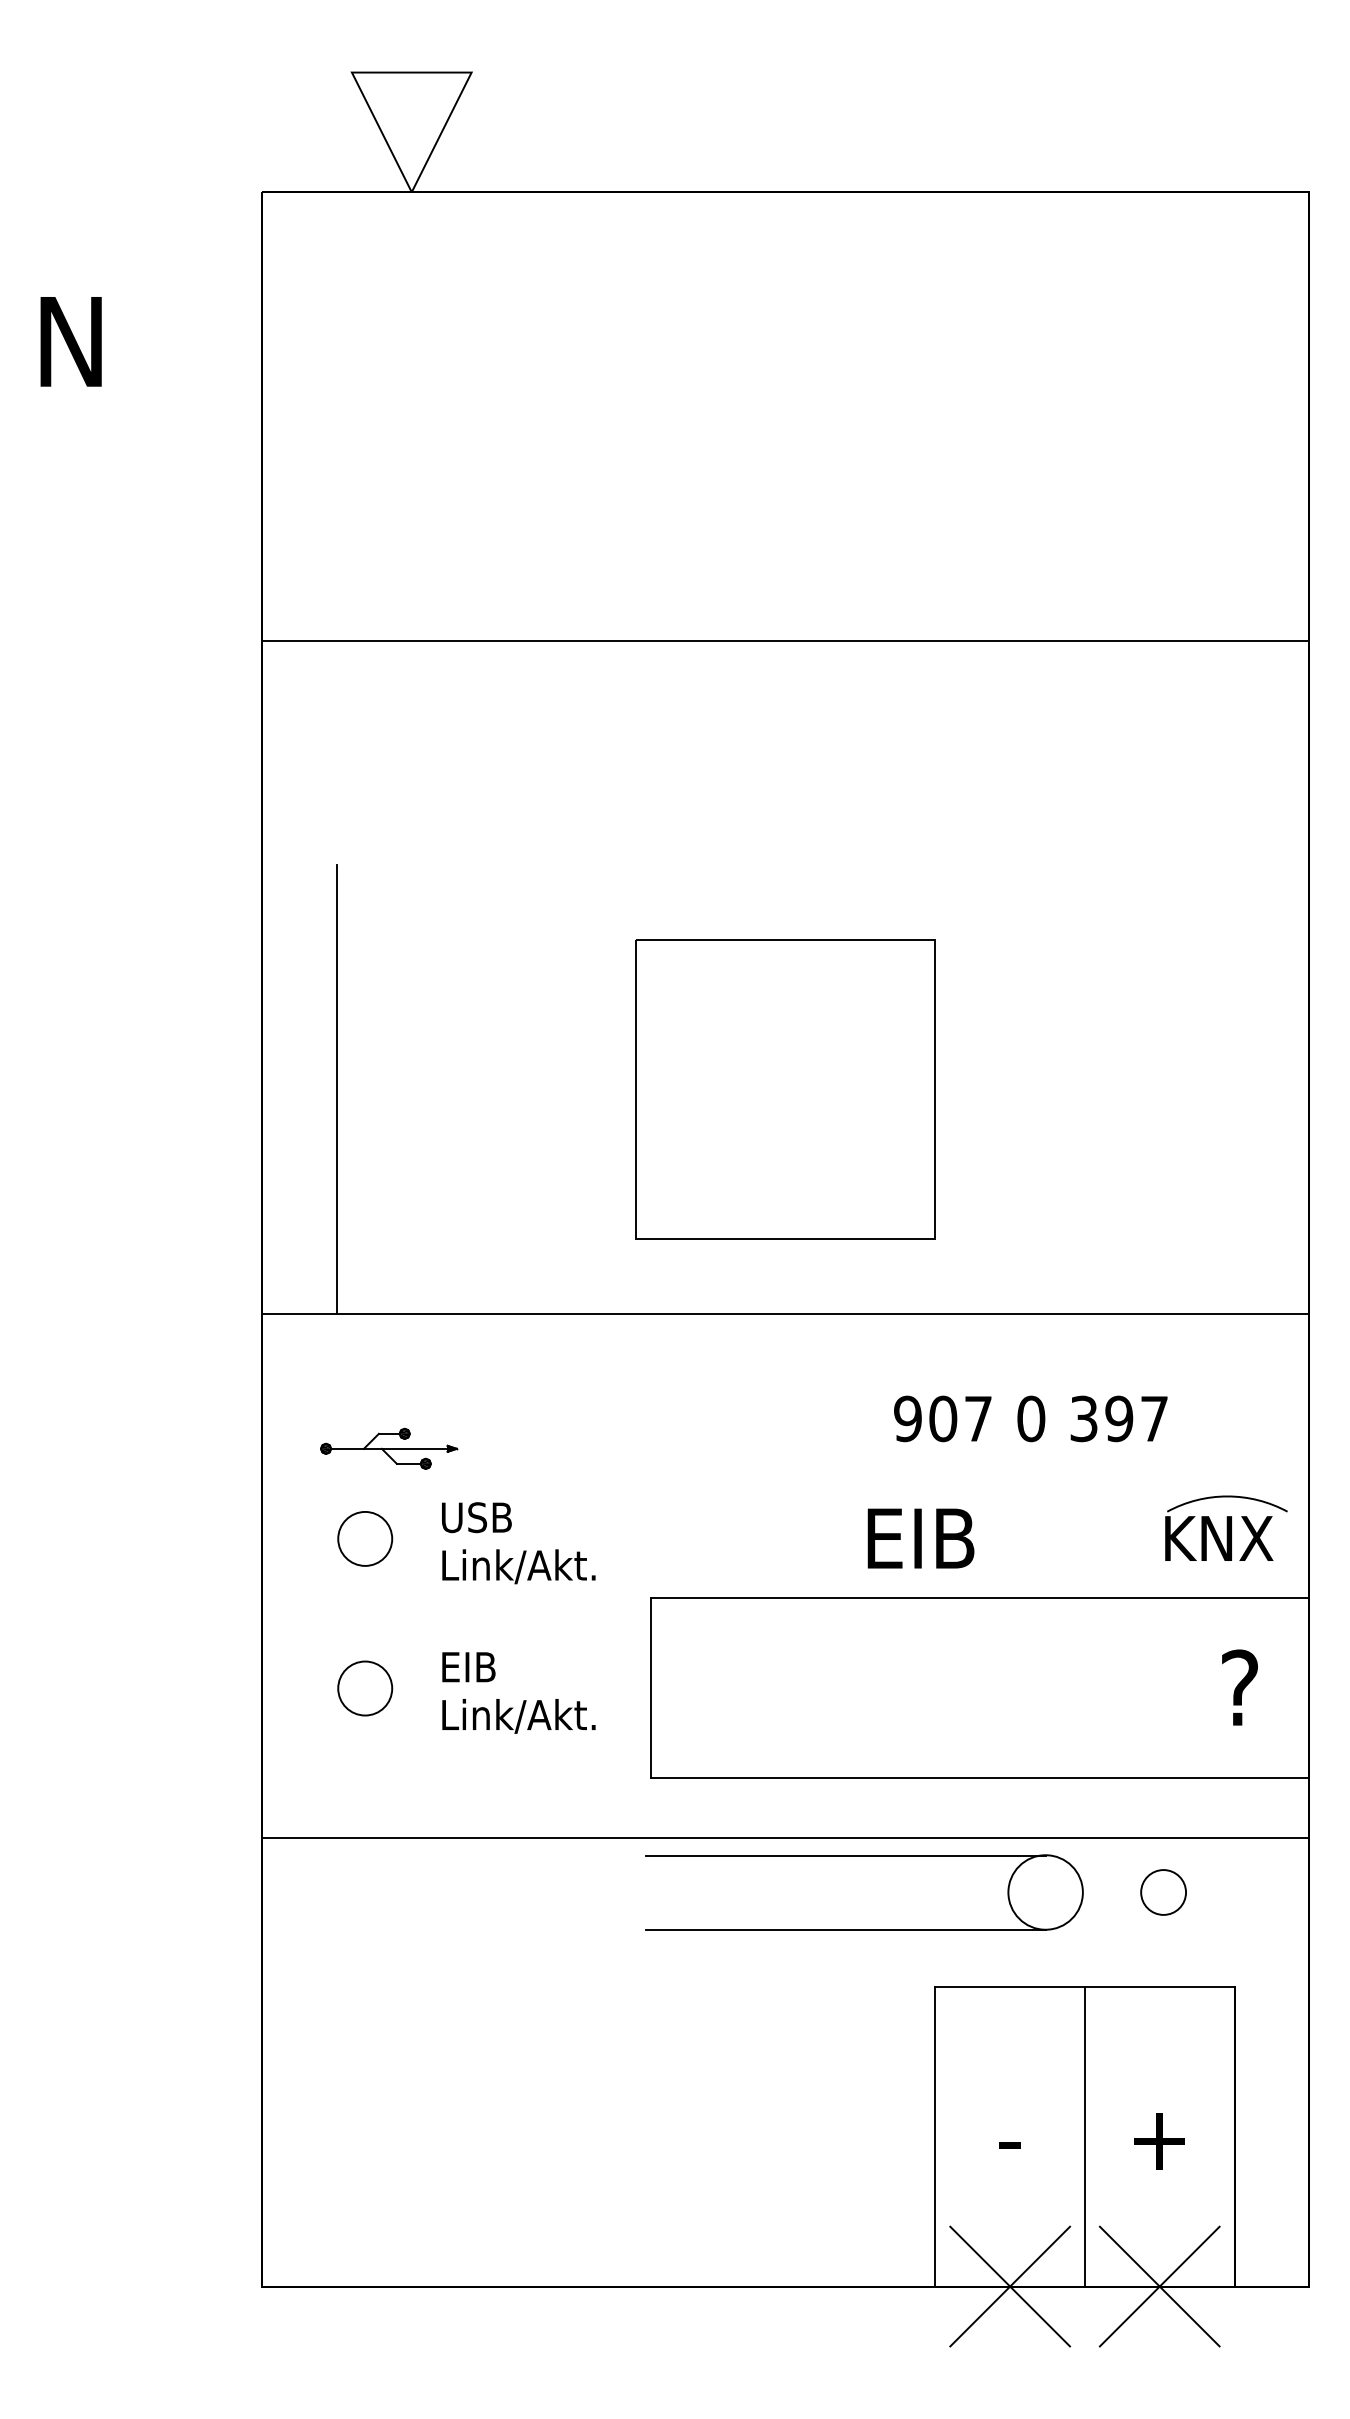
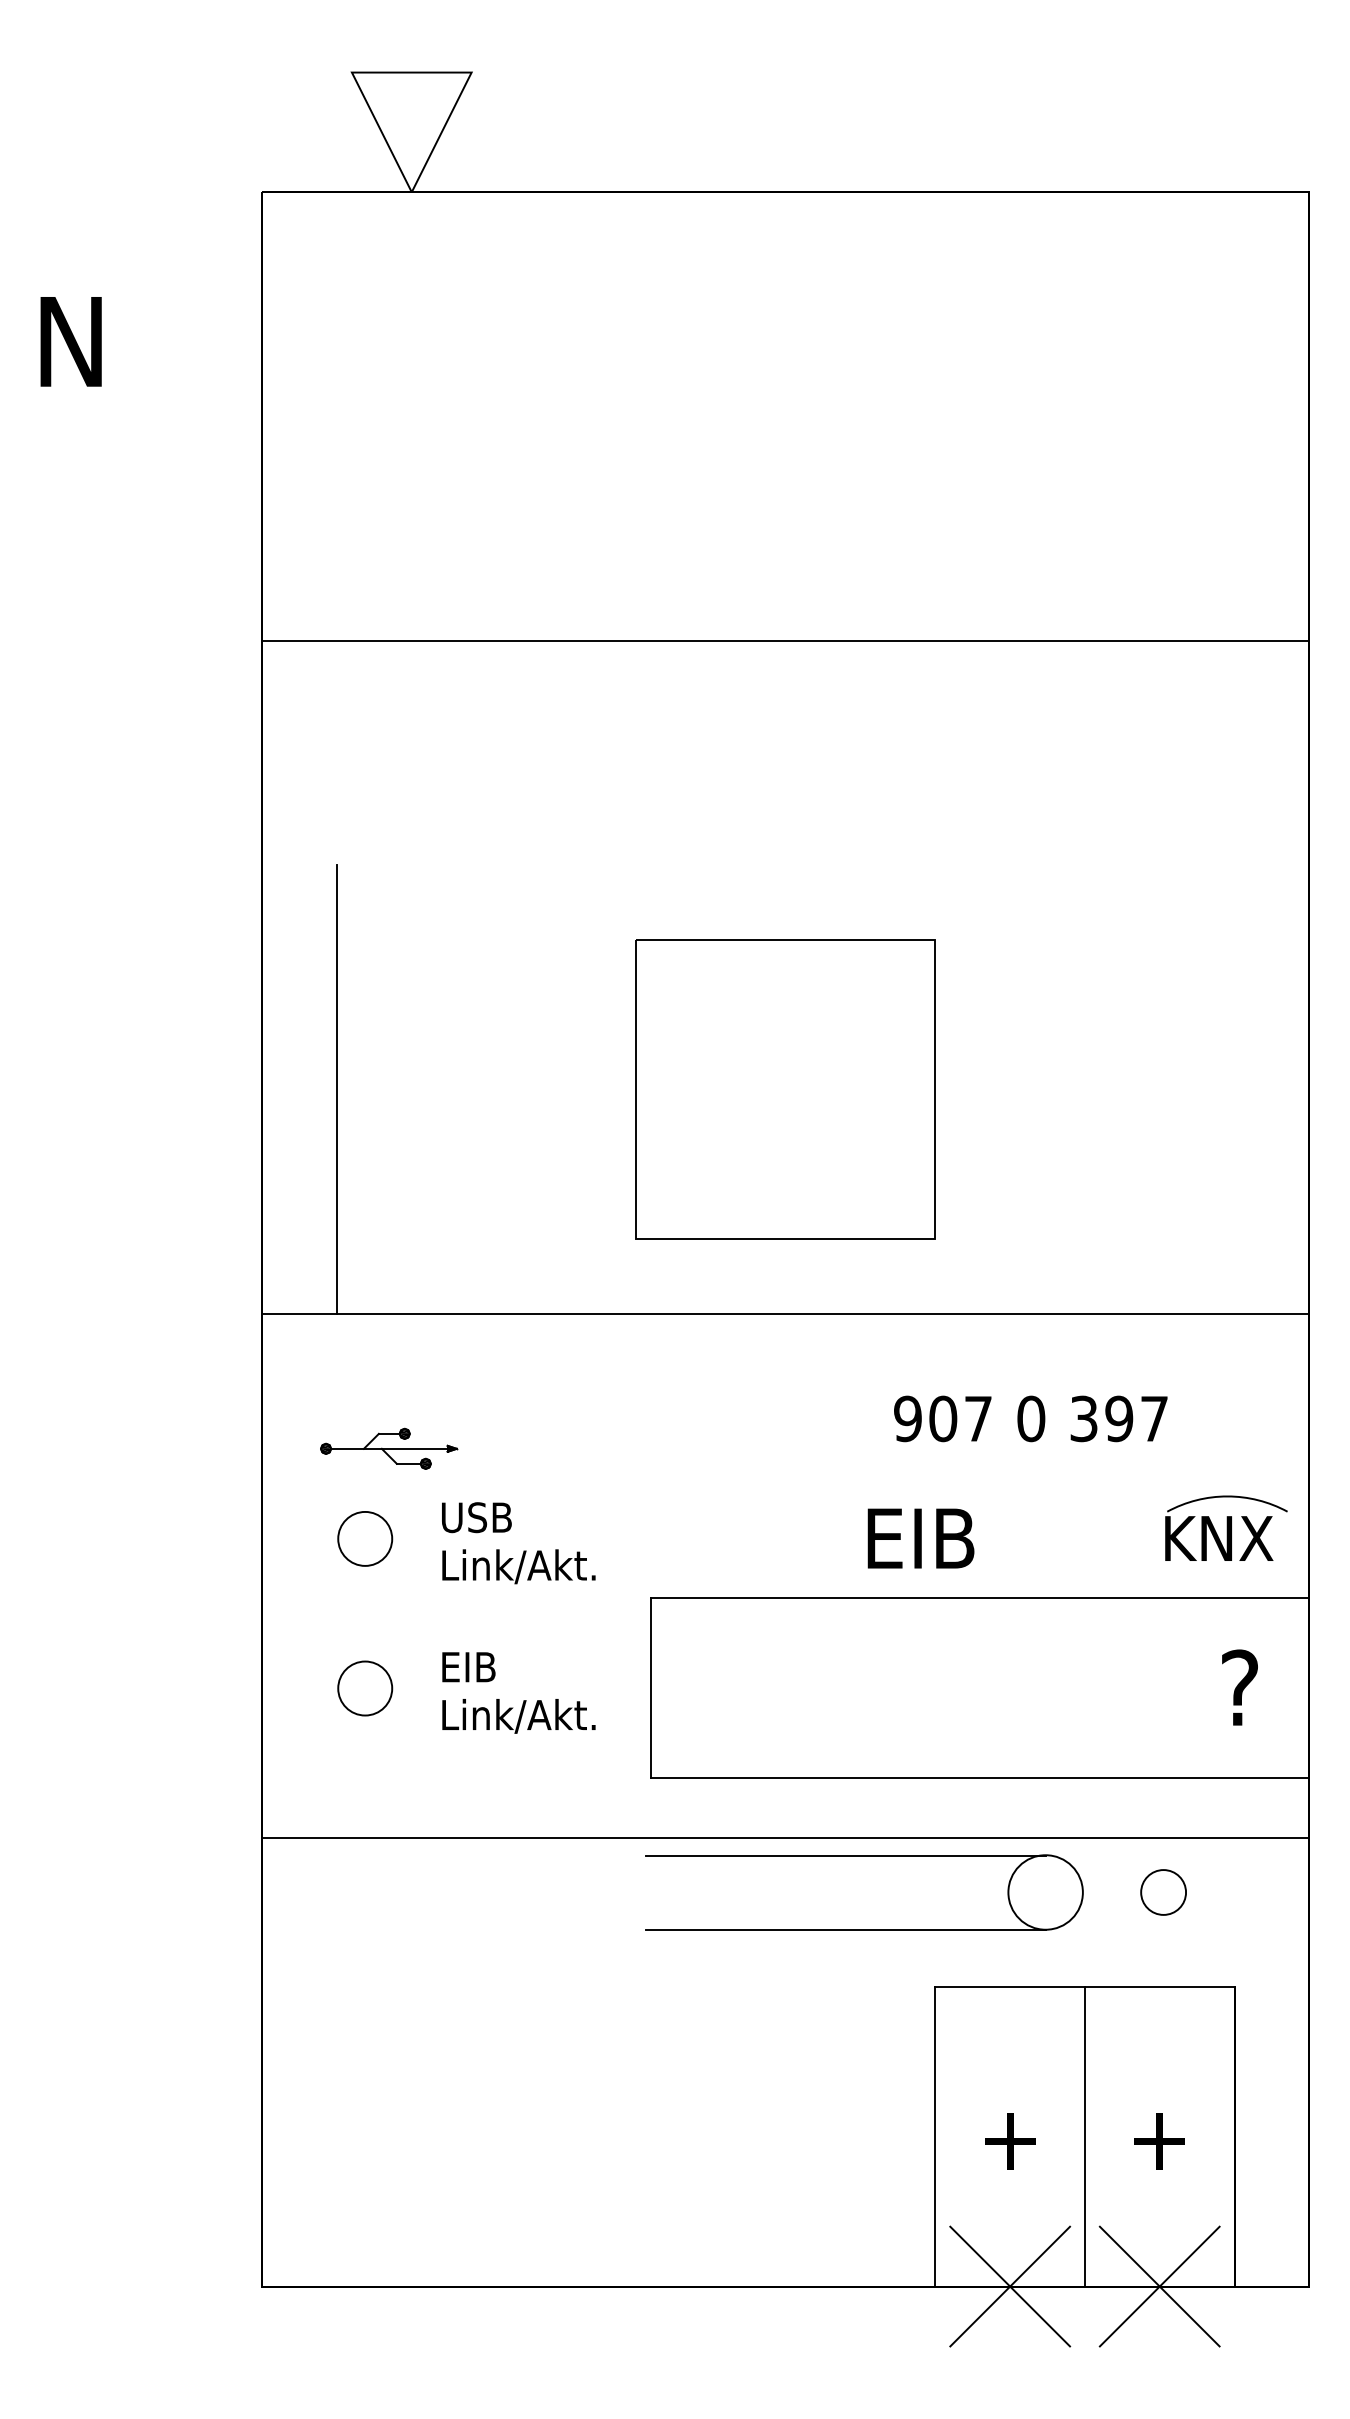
text: - -> + (1010, 2141)
